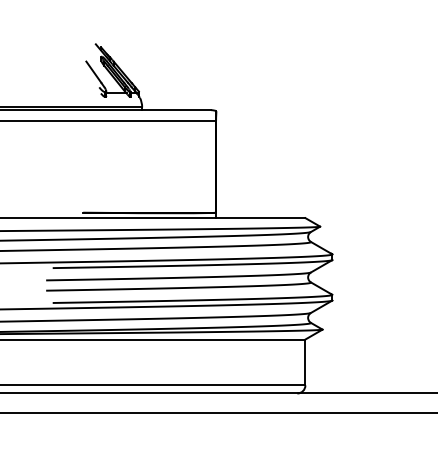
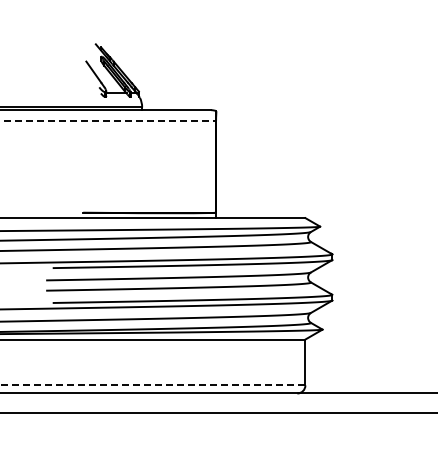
line: solid -> dashed (108, 120)
line: solid -> dashed (152, 385)
